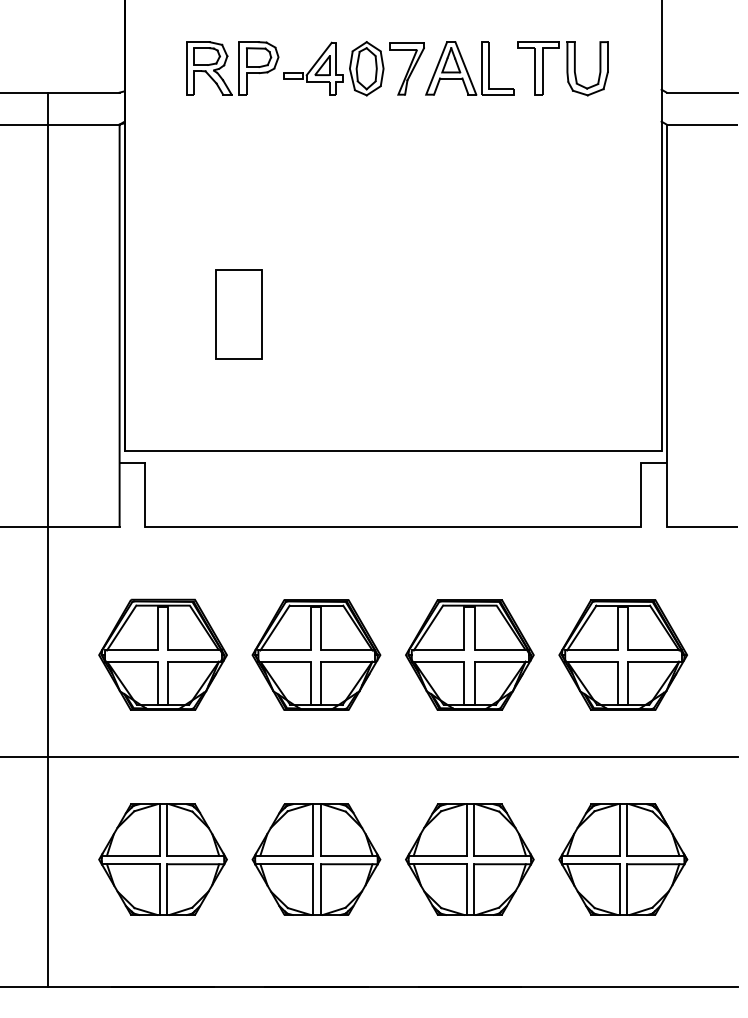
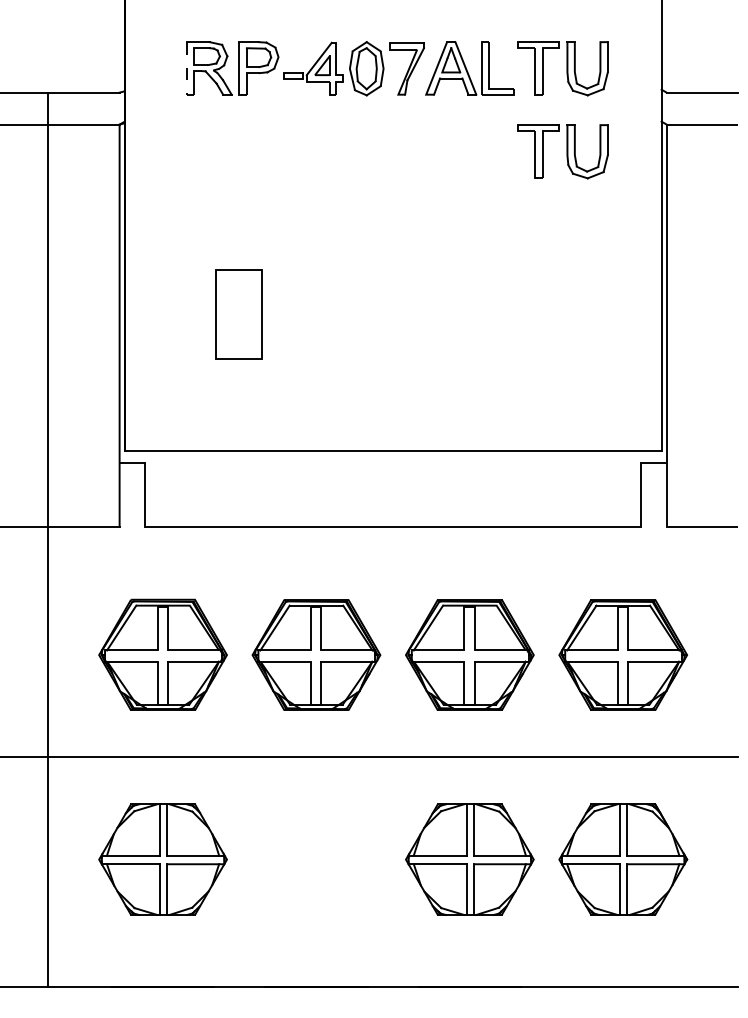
line: solid -> dashed (186, 72)
part: none -> present (562, 151)
part: present -> none (316, 859)
